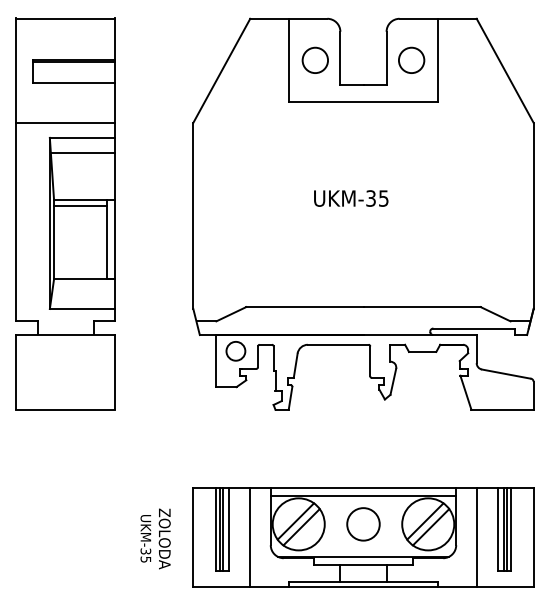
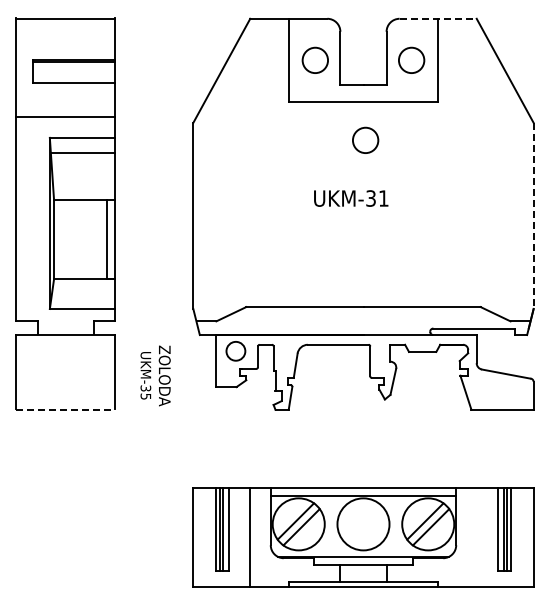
line: solid -> dashed (438, 18)
line position: (65, 122) -> (65, 116) (65, 116)
circle: none -> present (365, 139)
text: UKM-35 -> UKM-31 (383, 198)
line: present -> none (80, 205)
line: solid -> dashed (533, 216)
line: solid -> dashed (66, 409)
circle diameter: 33 px -> 52 px (363, 524)
line: present -> none (476, 536)
text position: (155, 538) -> (155, 375) (155, 375)
